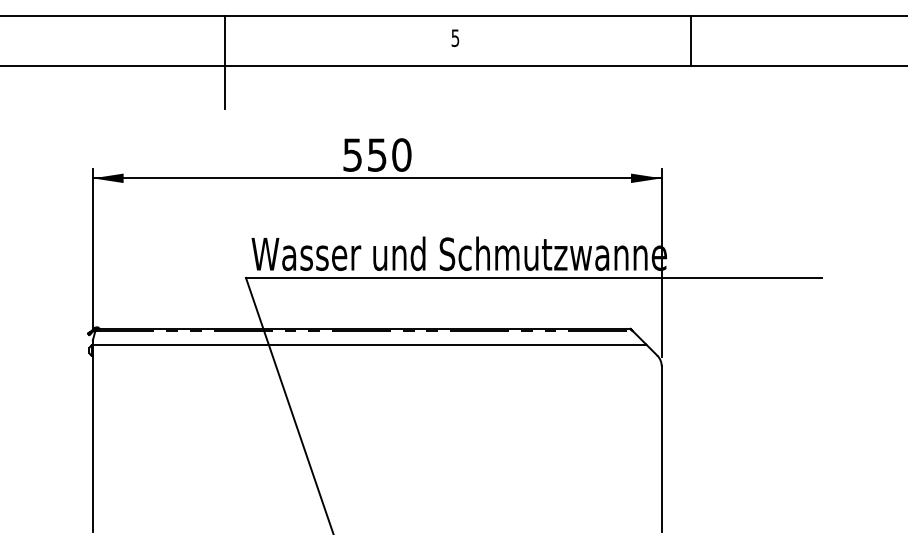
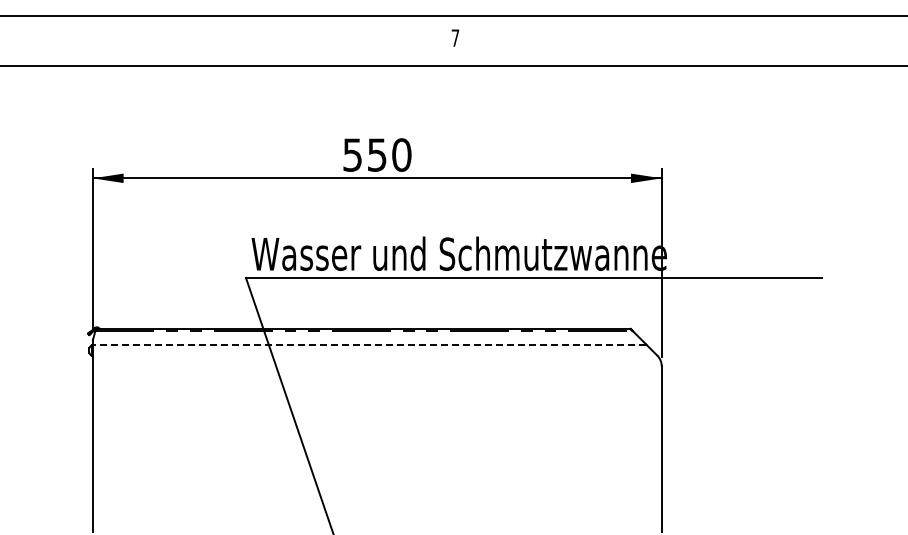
text: 5 -> 7 (455, 38)
line: present -> none (690, 40)
line: present -> none (225, 61)
line: solid -> dashed (369, 344)
